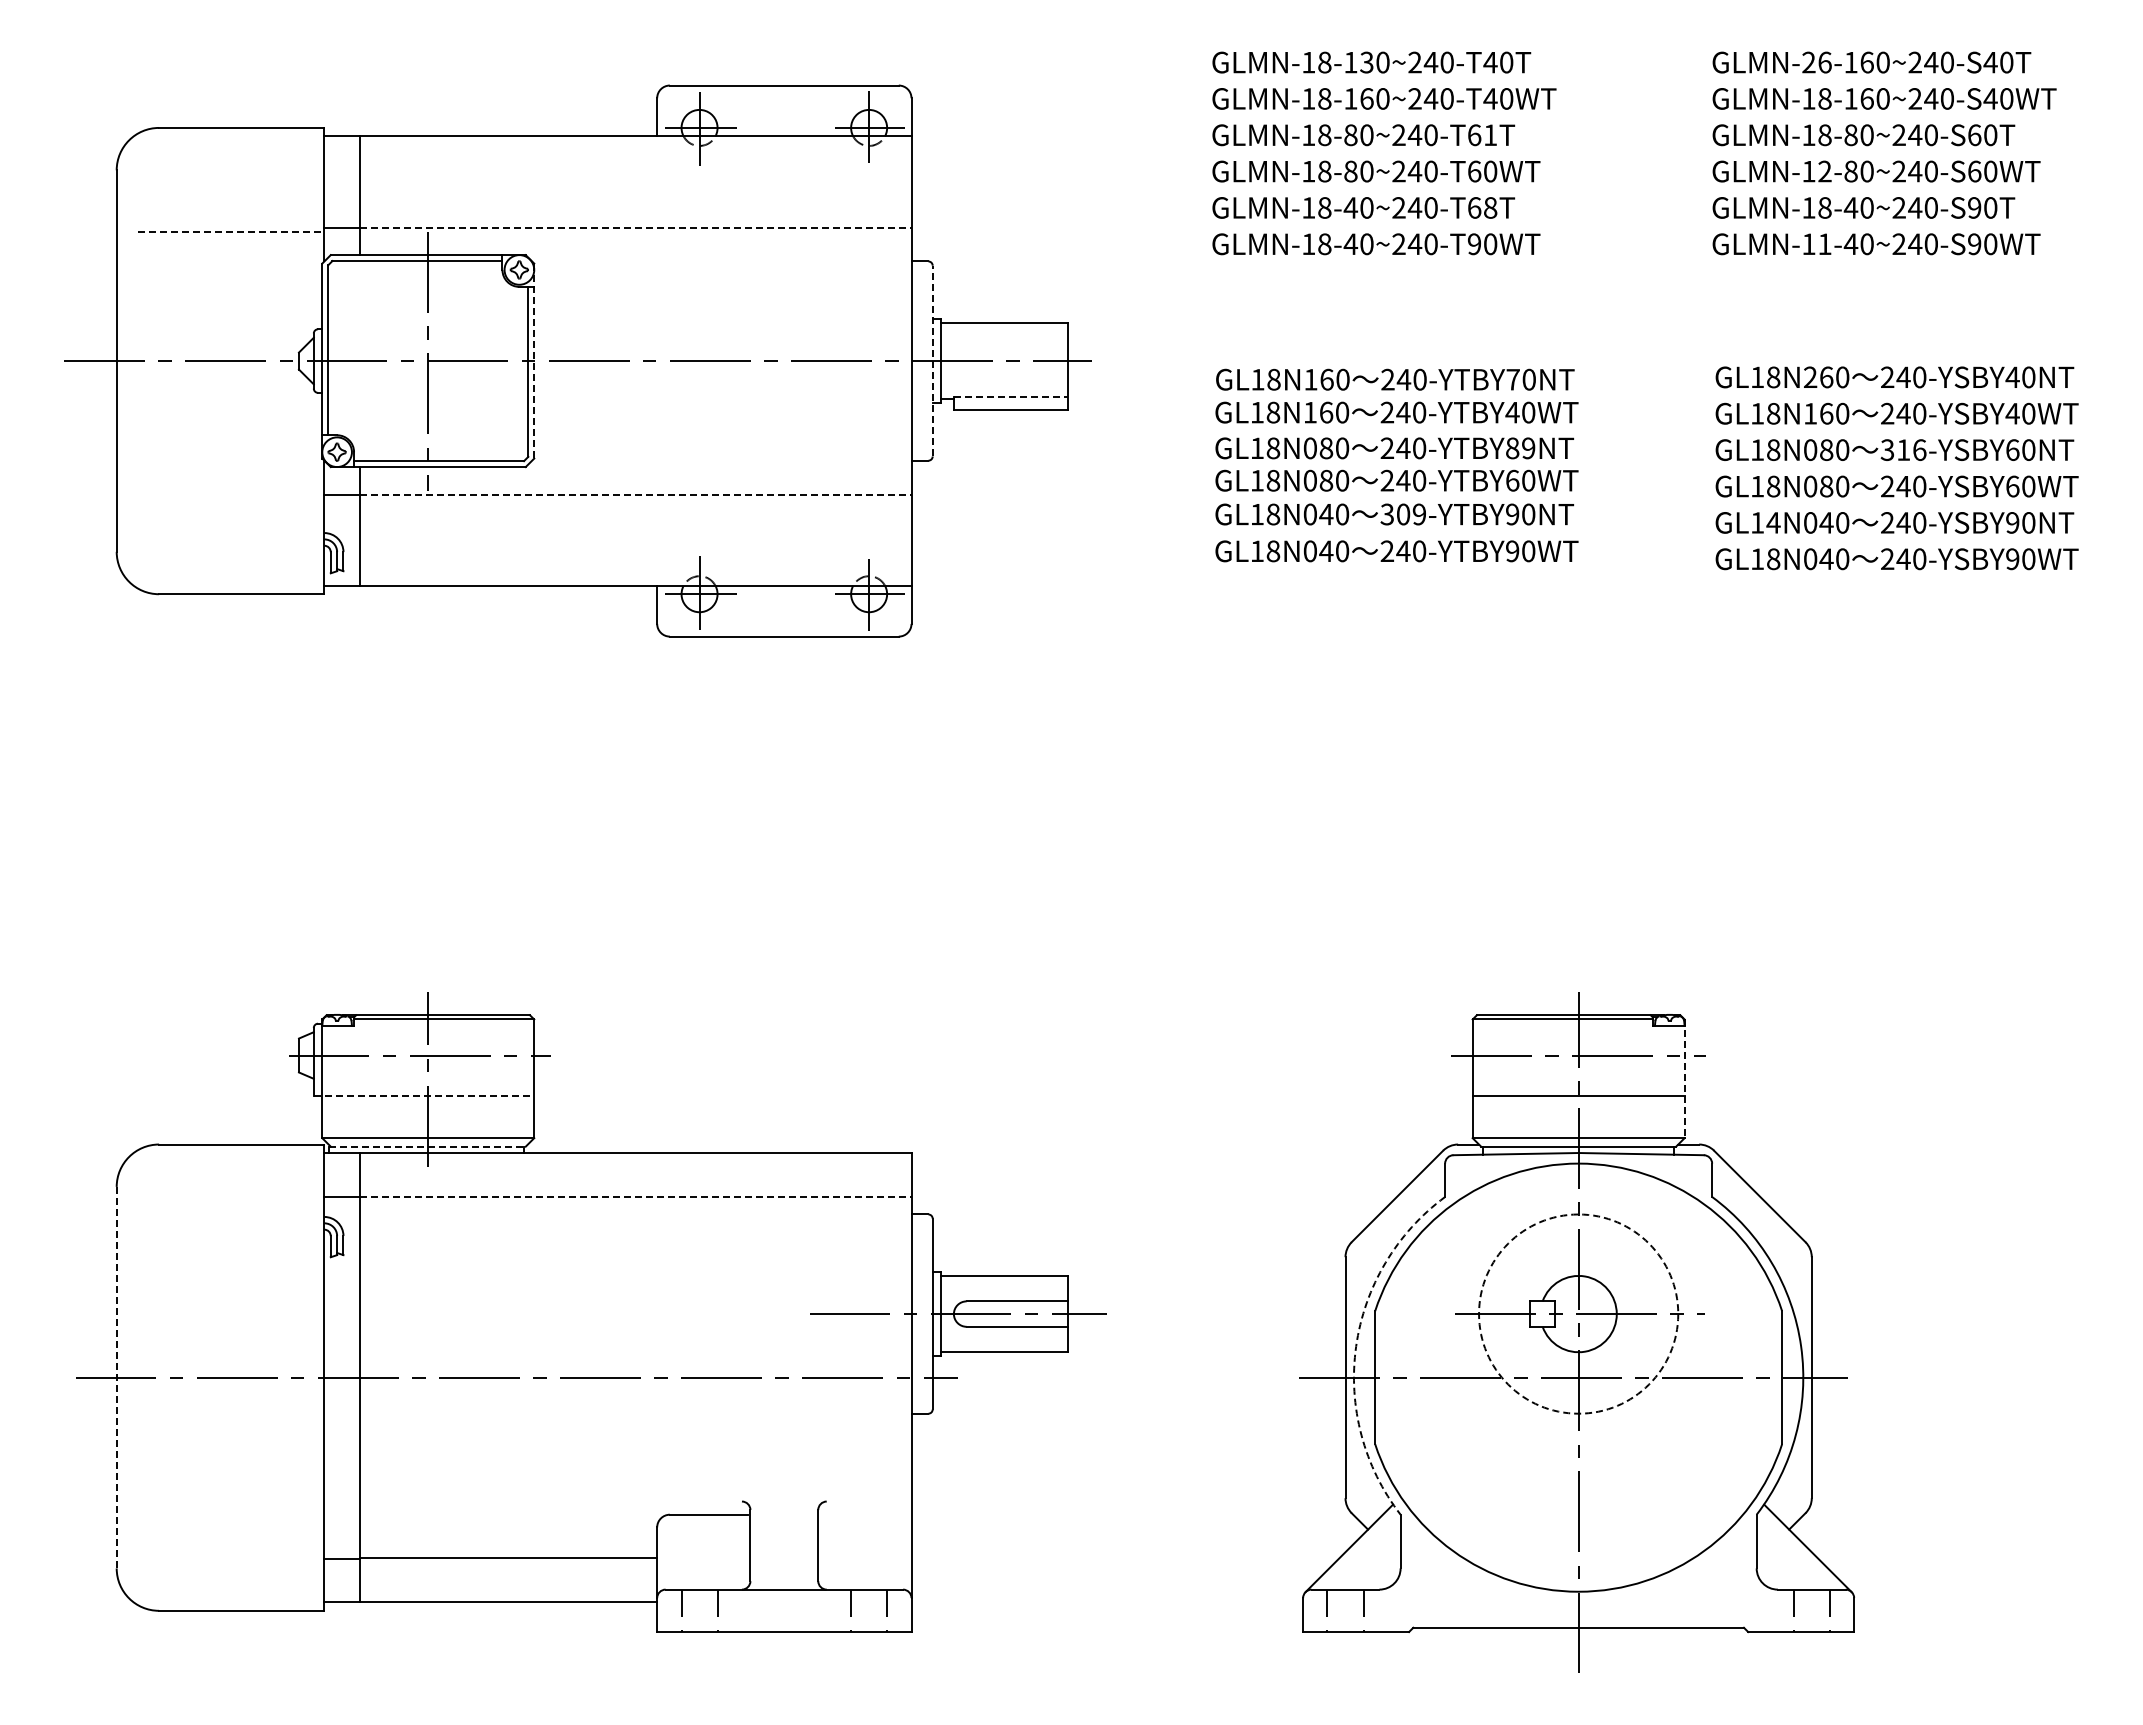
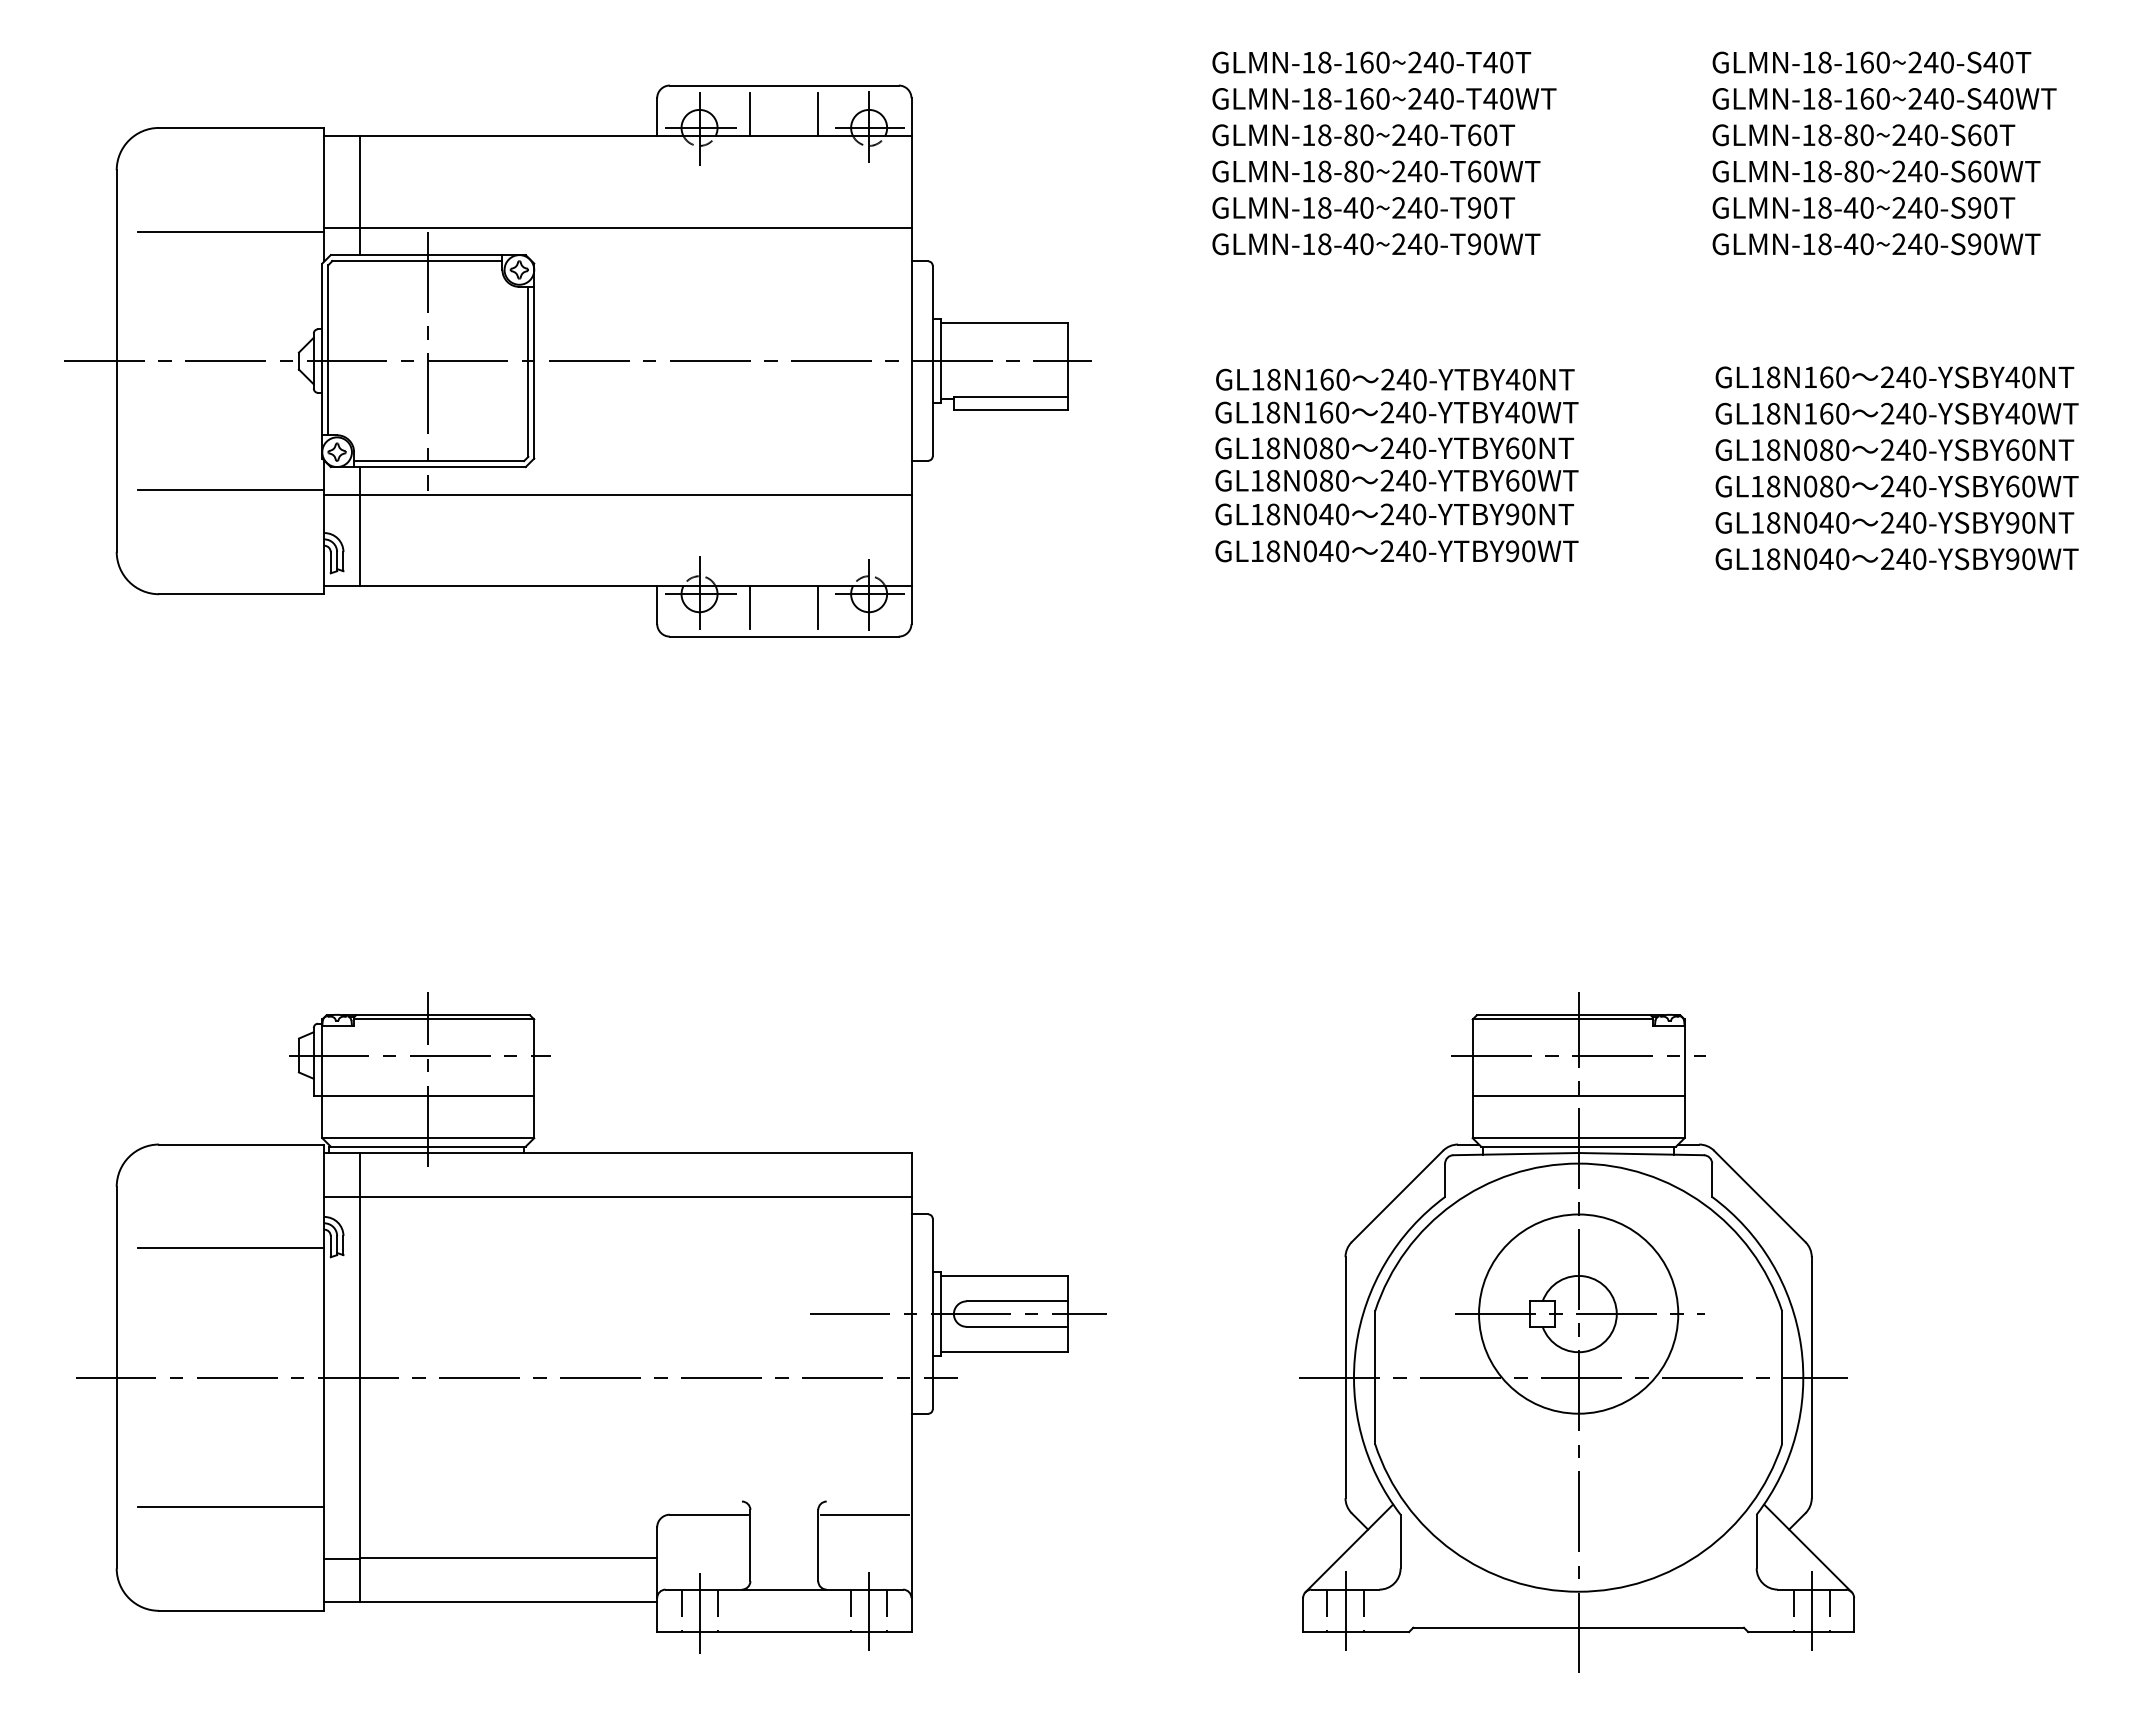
text: GLMN-18-130~240-T40T -> GLMN-18-160~240-T40T (1366, 62)
text: GLMN-26-160~240-S40T -> GLMN-18-160~240-S40T (1816, 62)
line: none -> present (750, 114)
line: none -> present (818, 114)
text: GLMN-18-80~240-T61T -> GLMN-18-80~240-T60T (1490, 135)
text: GLMN-12-80~240-S60WT -> GLMN-18-80~240-S60WT (1824, 171)
text: GLMN-18-40~240-T68T -> GLMN-18-40~240-T90T (1482, 207)
line: dashed -> solid (635, 227)
line: dashed -> solid (231, 231)
text: GLMN-11-40~240-S90WT -> GLMN-18-40~240-S90WT (1824, 244)
line: dashed -> solid (932, 360)
line: dashed -> solid (534, 361)
text: GL18N260 -> GL18N160 (1810, 376)
text: 240-YTBY70NT -> 240-YTBY40NT (1512, 379)
line: dashed -> solid (1011, 397)
text: 240-YTBY89NT -> 240-YTBY60NT (1520, 448)
text: 316-YSBY60NT -> 240-YSBY60NT (1903, 450)
line: none -> present (230, 490)
line: dashed -> solid (635, 494)
text: 309-YTBY90NT -> 240-YTBY90NT (1403, 514)
text: GL14N040 -> GL18N040 (1773, 522)
line: none -> present (750, 606)
line: none -> present (818, 606)
line: dashed -> solid (1684, 1079)
line: dashed -> solid (424, 1095)
line: dashed -> solid (427, 1146)
line: dashed -> solid (635, 1197)
line: none -> present (230, 1248)
circle: dashed -> solid (1578, 1313)
arc: dashed -> solid (1356, 1346)
line: dashed -> solid (116, 1377)
line: none -> present (230, 1506)
line: none -> present (864, 1514)
line: none -> present (869, 1611)
line: none -> present (699, 1613)
line: none -> present (1345, 1614)
line: none -> present (1811, 1614)
